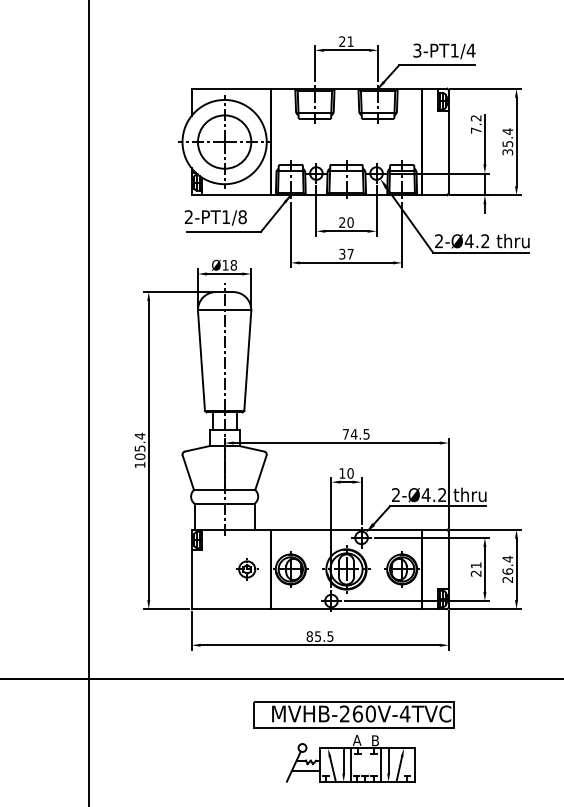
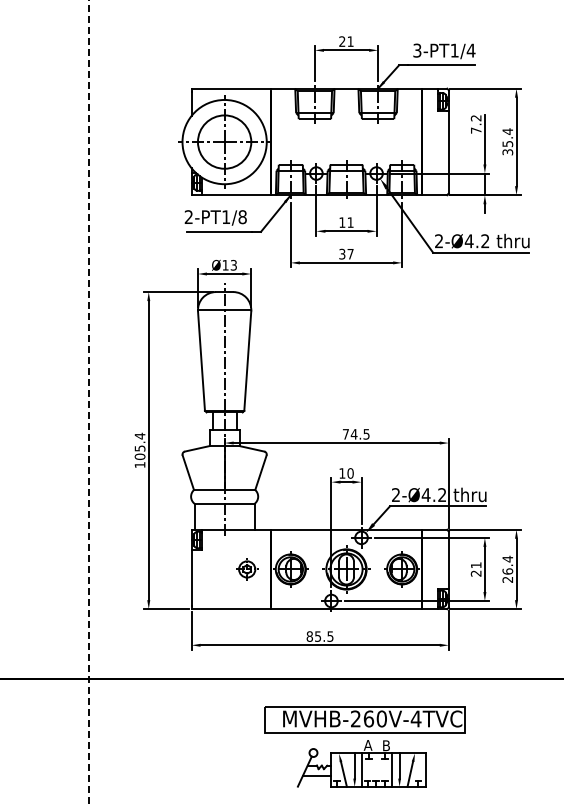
text: 20 -> 11 (346, 222)
text: Ø18 -> Ø13 (233, 265)
line: solid -> dashed (89, 403)
part position: (353, 741) -> (364, 746) (364, 746)
